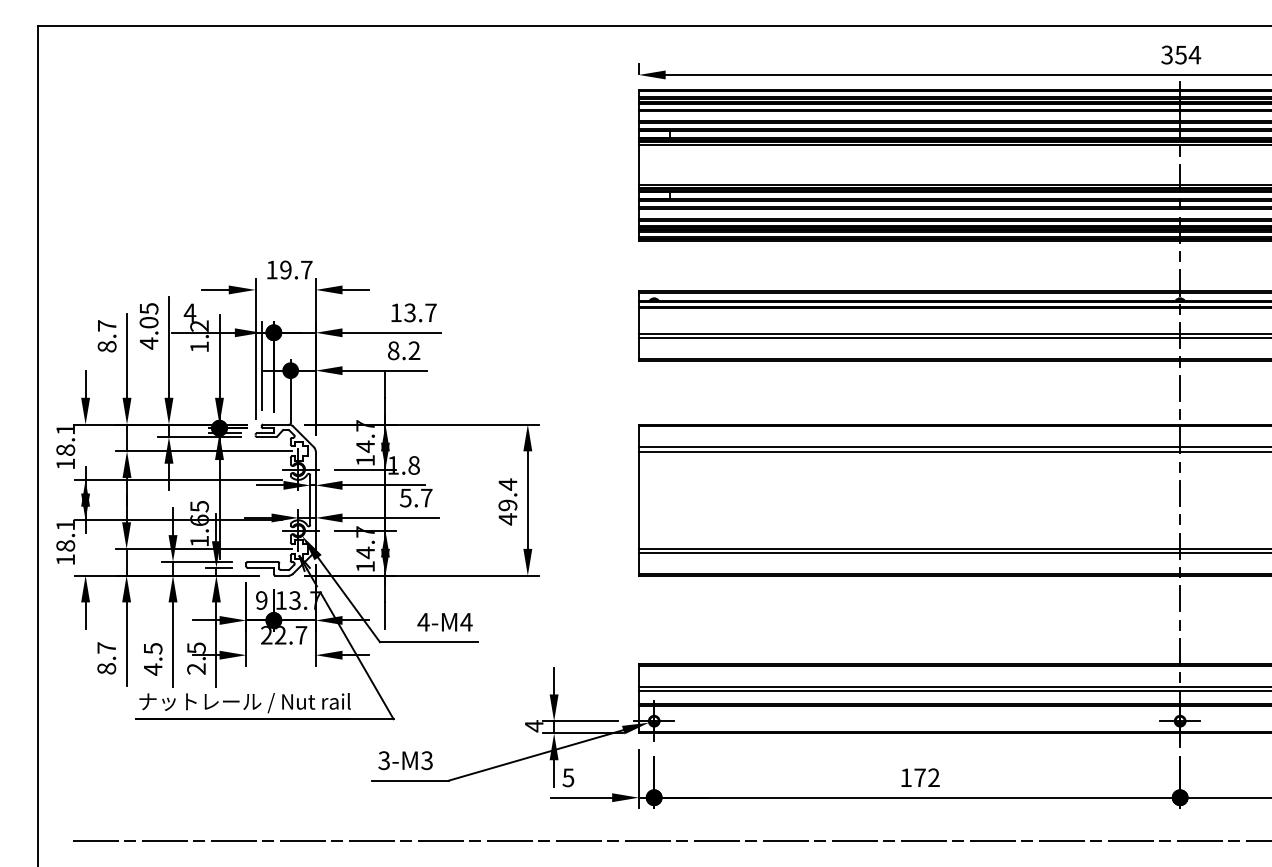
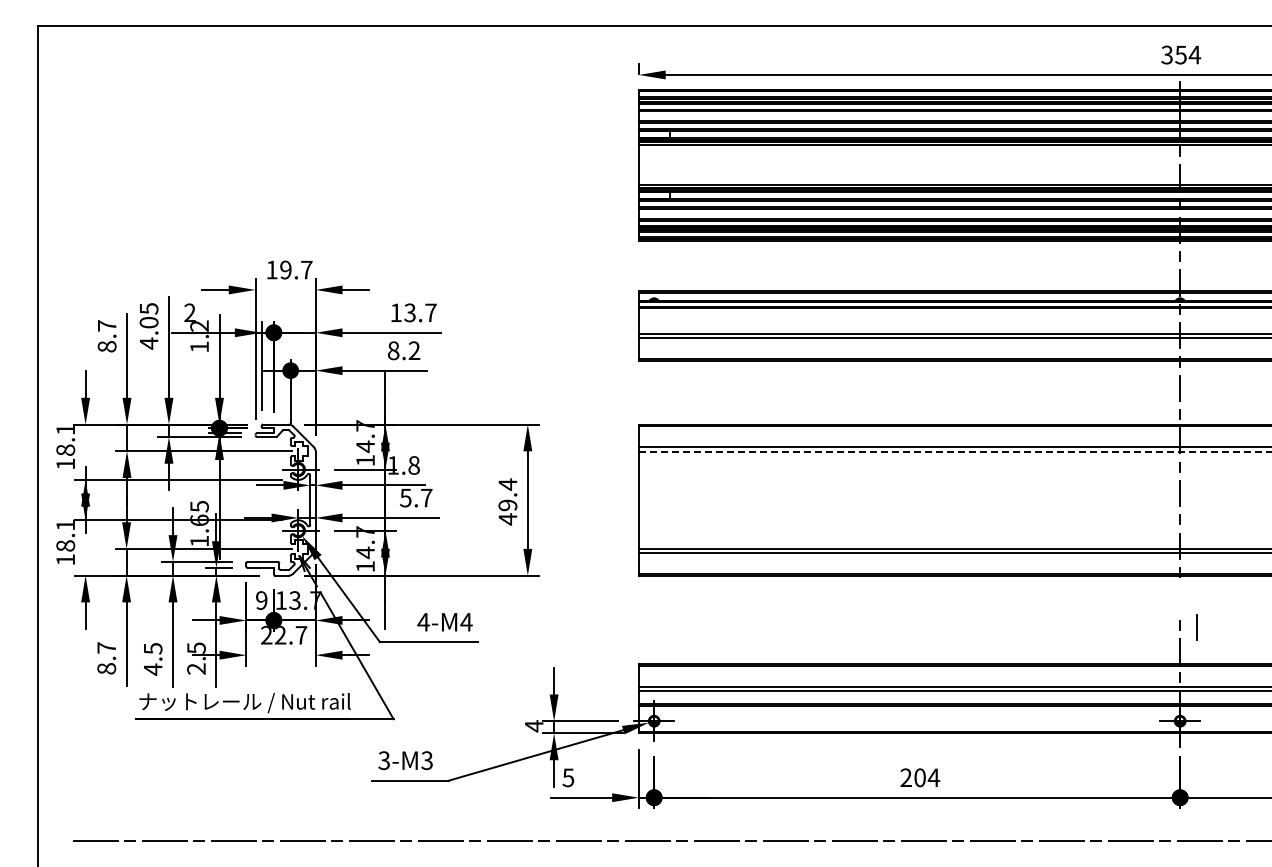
text: 4 -> 2 (189, 312)
line: solid -> dashed (955, 451)
line position: (1179, 598) -> (1196, 627) (1196, 627)
text: 172 -> 204 (920, 777)
